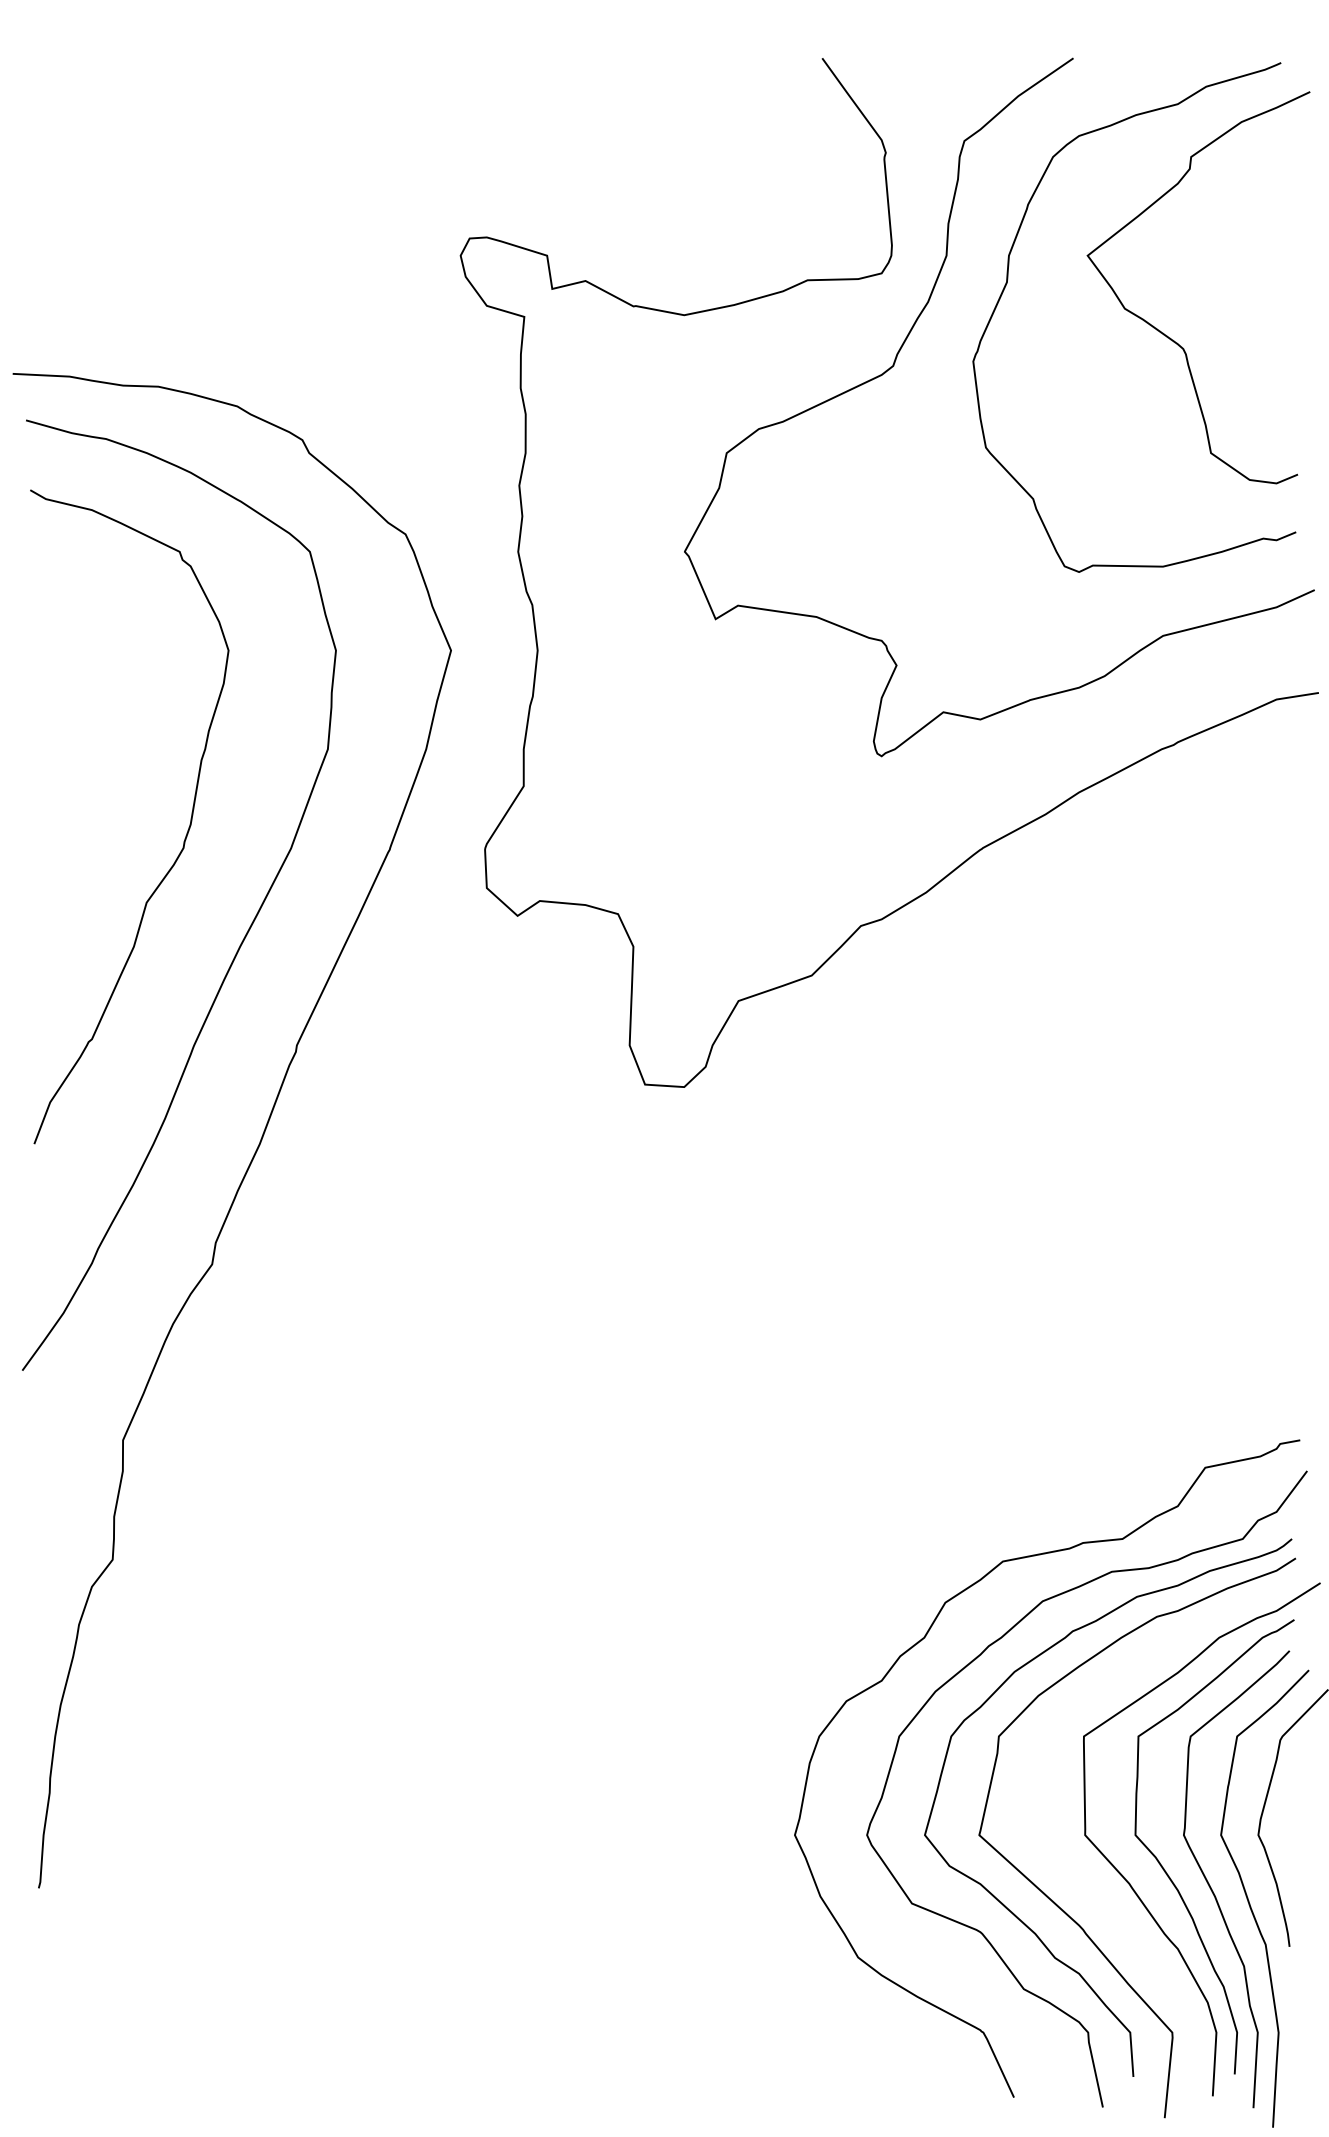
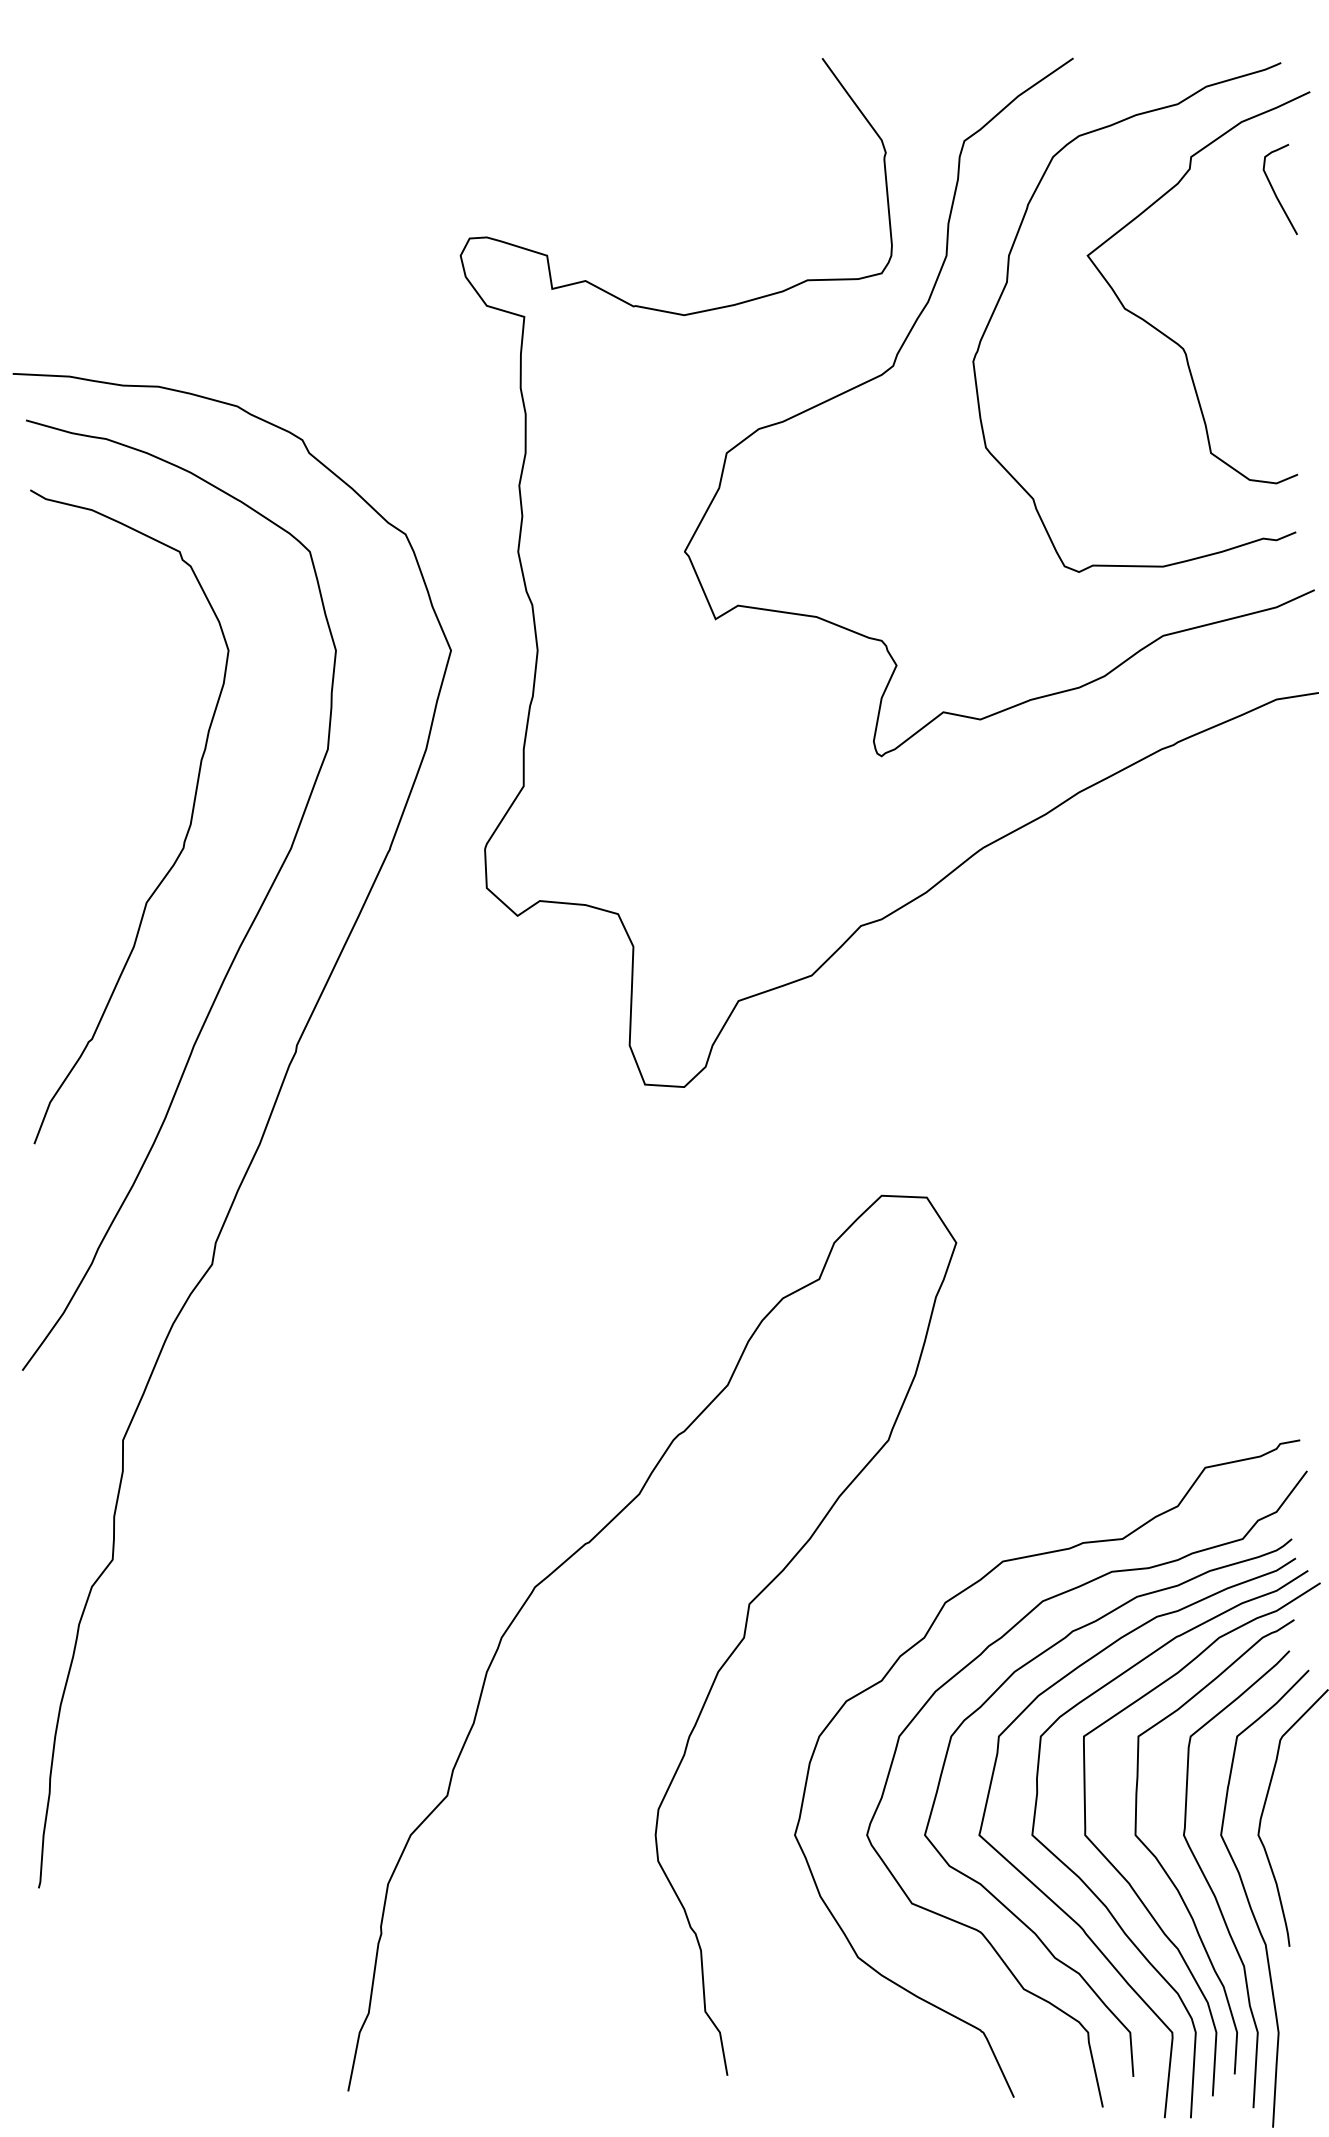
curve: none -> present (1275, 192)
curve: none -> present (716, 1673)
curve: none -> present (1106, 1905)
